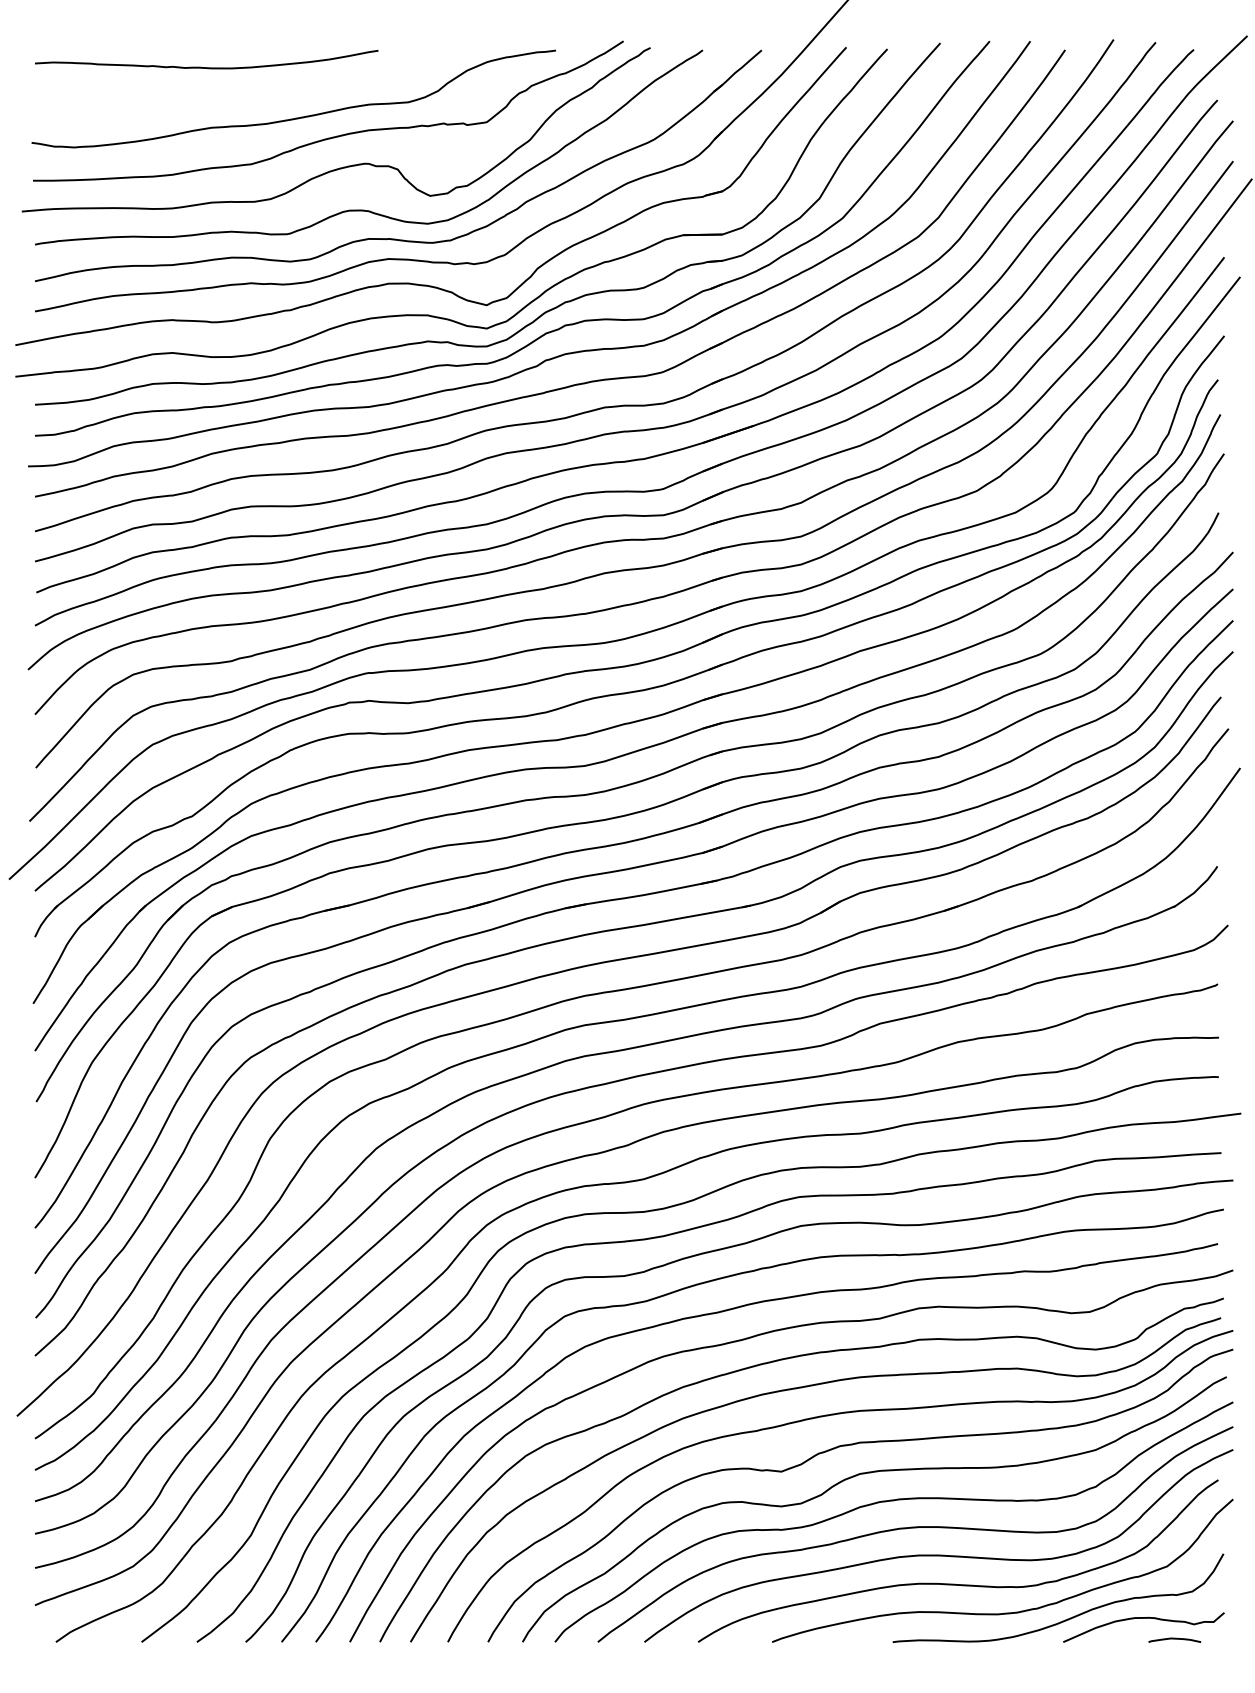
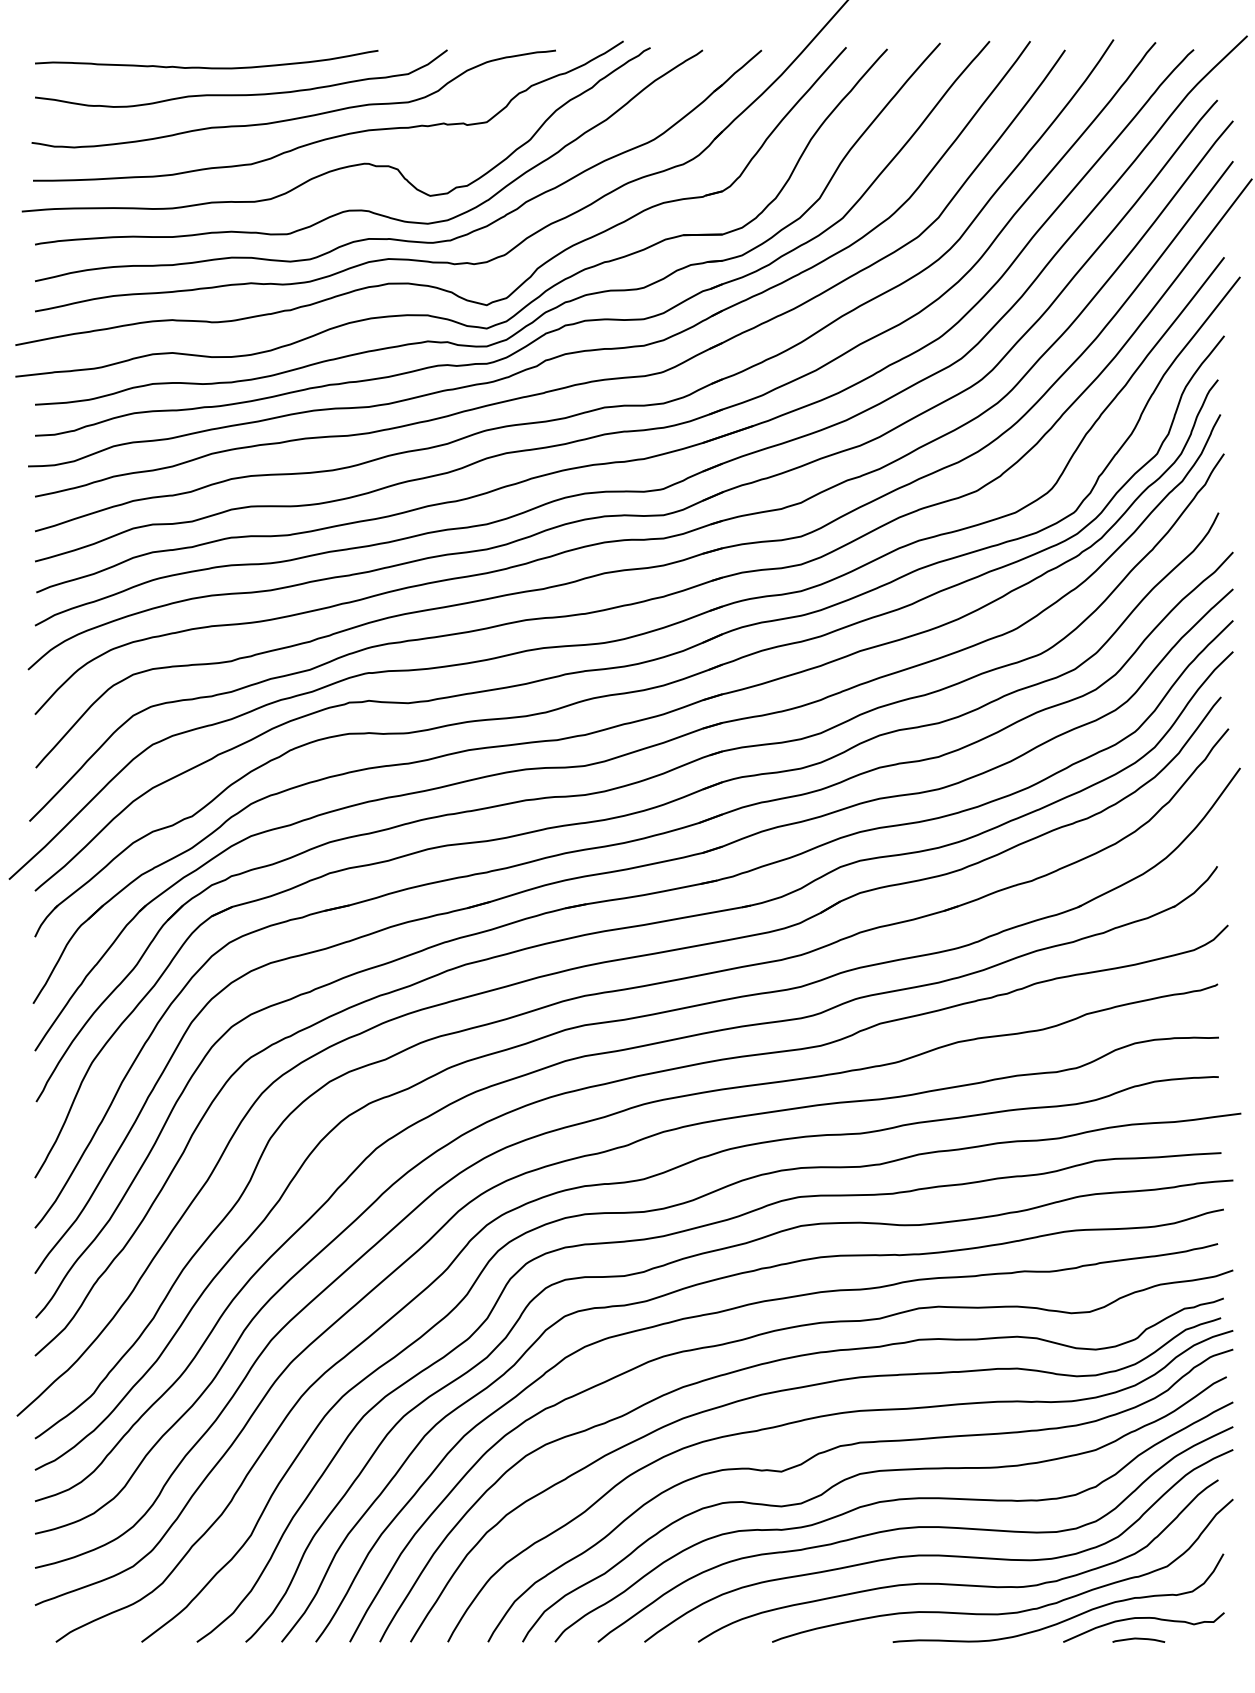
curve: none -> present (241, 94)
curve position: (1174, 1639) -> (1138, 1639) (1138, 1639)
